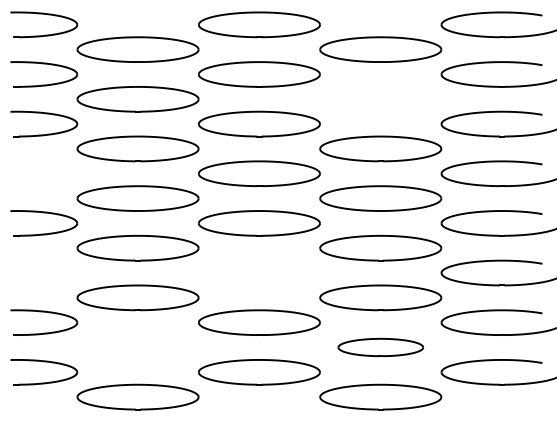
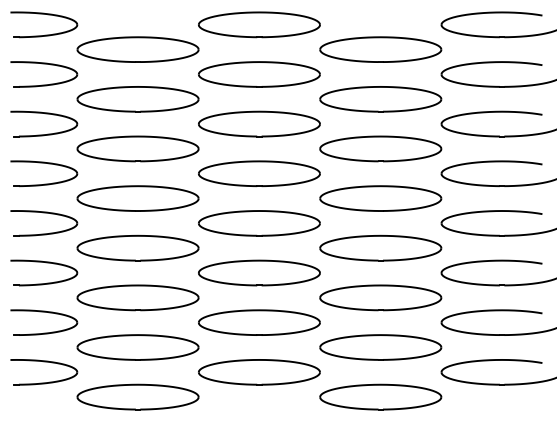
part: none -> present (380, 99)
part: none -> present (48, 164)
part: none -> present (46, 263)
part: none -> present (259, 272)
part: none -> present (137, 347)
part size: 88x21 px -> 124x27 px (380, 347)
